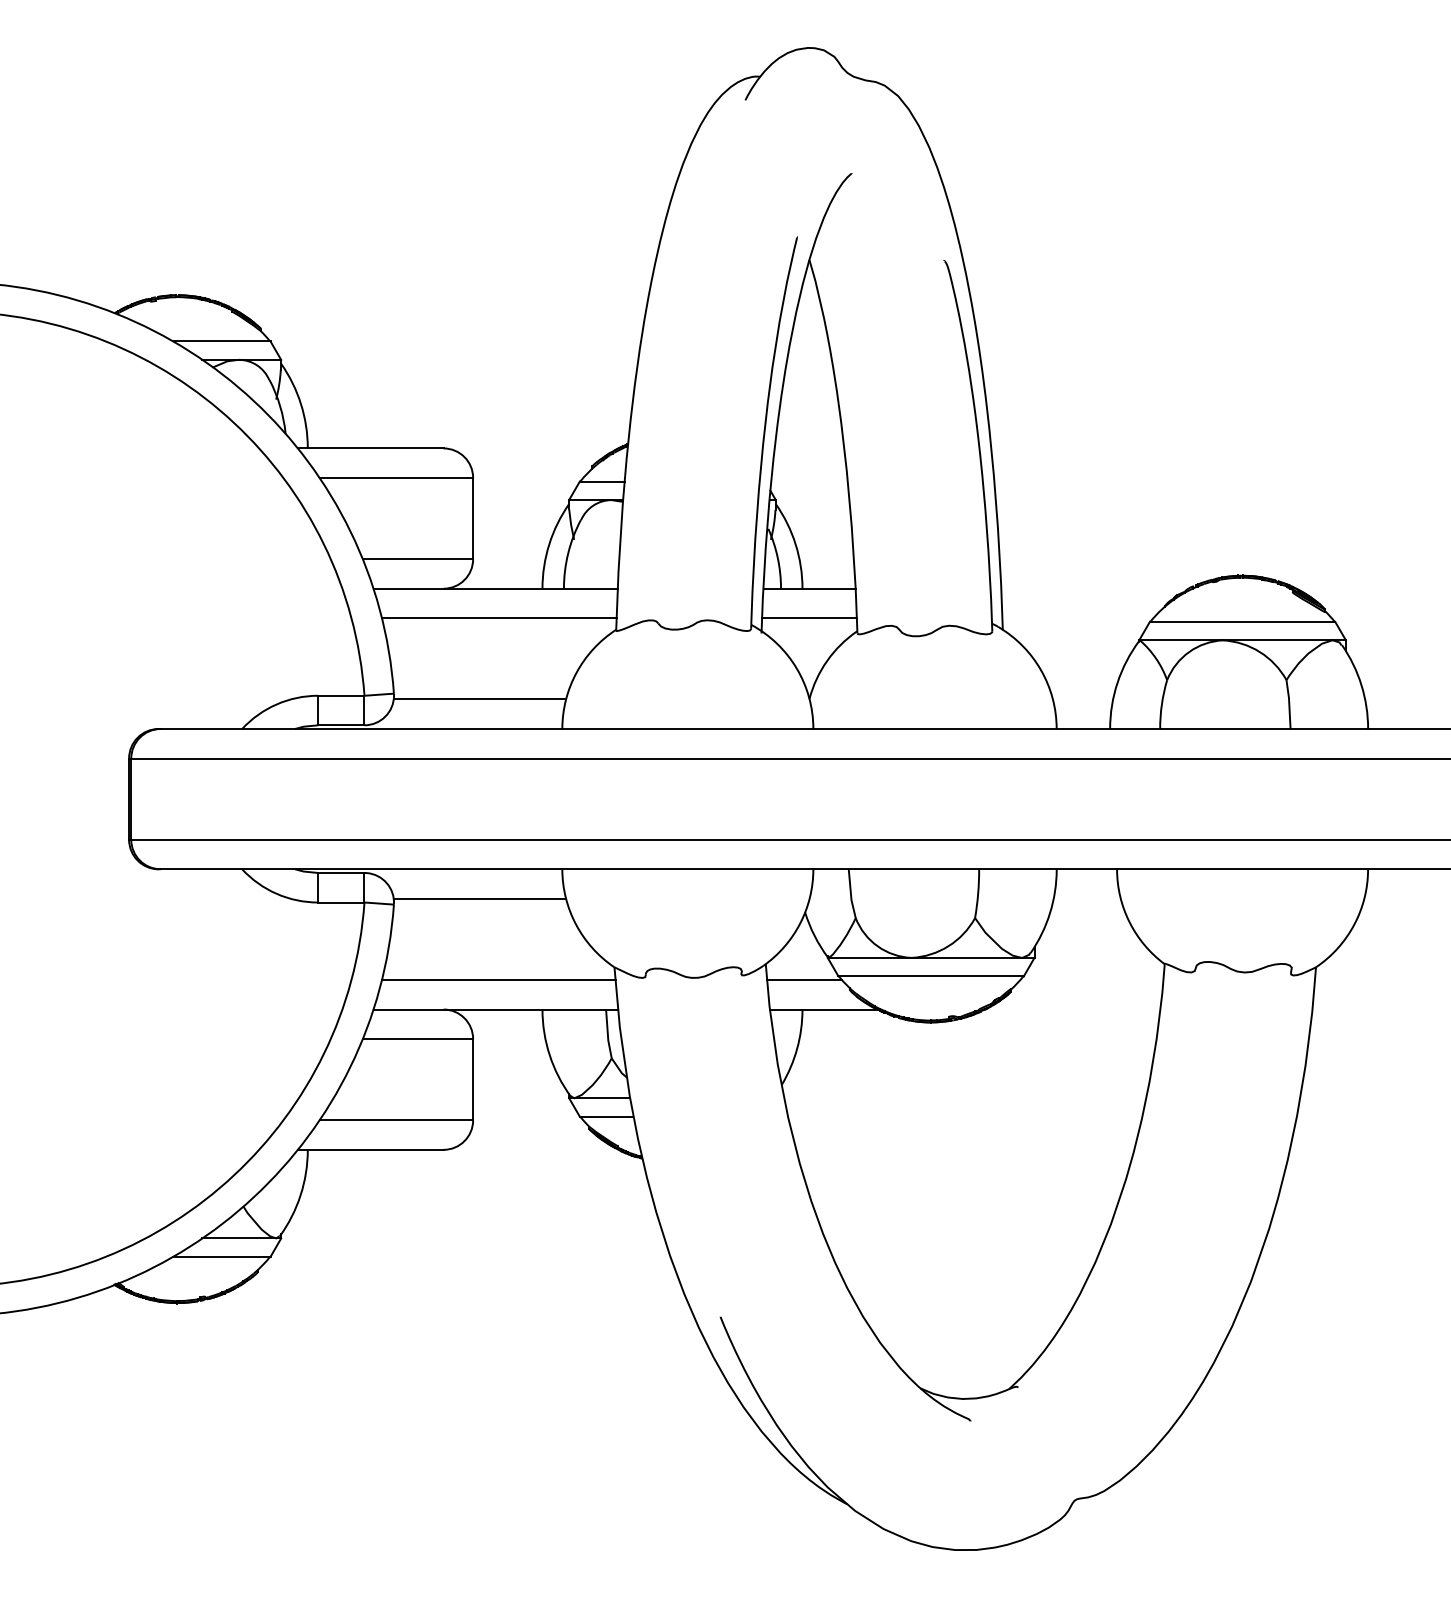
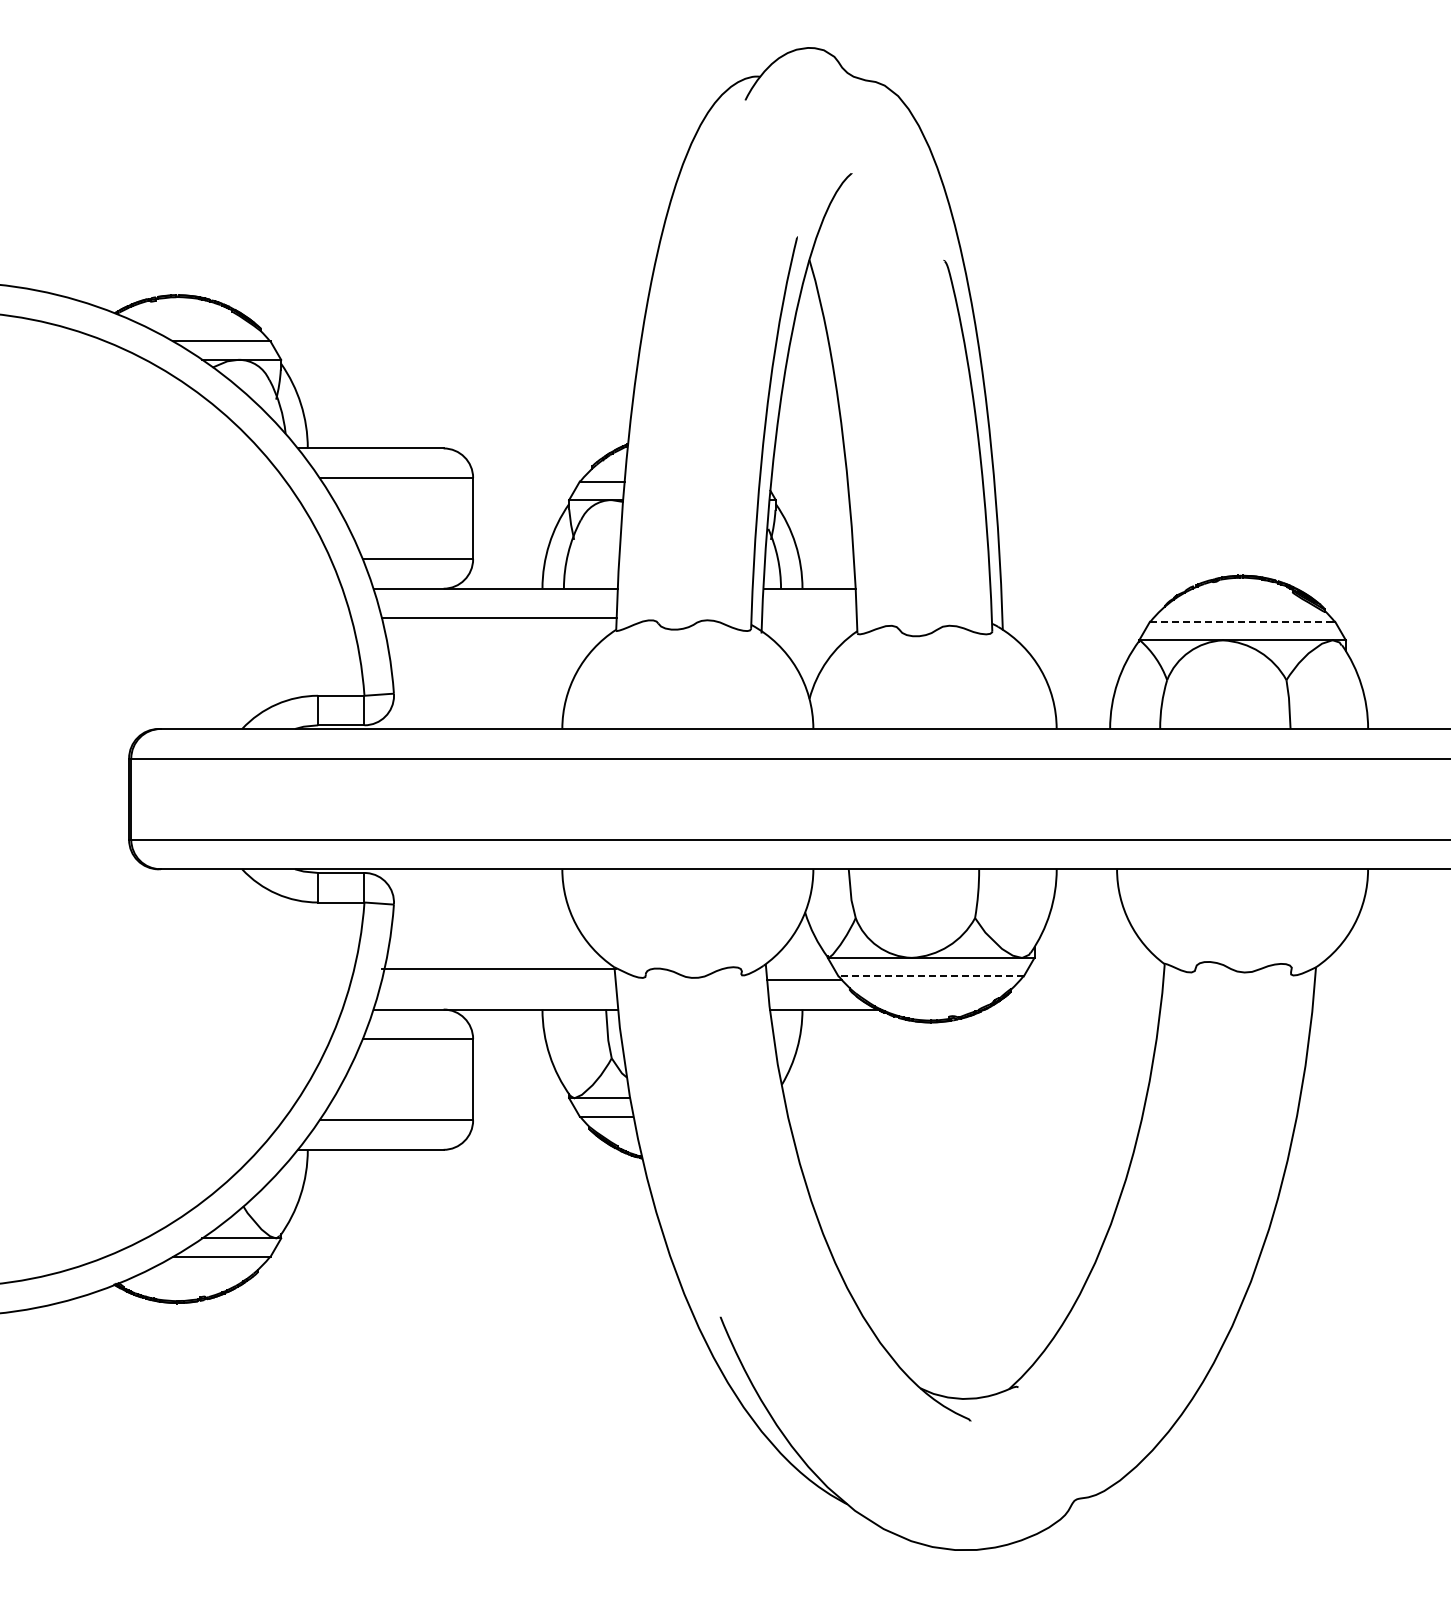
line: present -> none (809, 618)
line: solid -> dashed (1241, 621)
line: present -> none (479, 699)
line: present -> none (479, 898)
line: solid -> dashed (931, 976)
line position: (498, 980) -> (498, 969) (498, 969)
